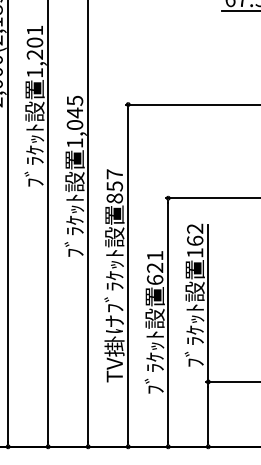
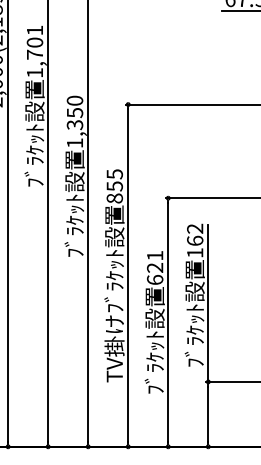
text: 1,201 -> 1,701 (34, 54)
text: 1,045 -> 1,350 (74, 112)
text: 857 -> 855 (114, 174)
